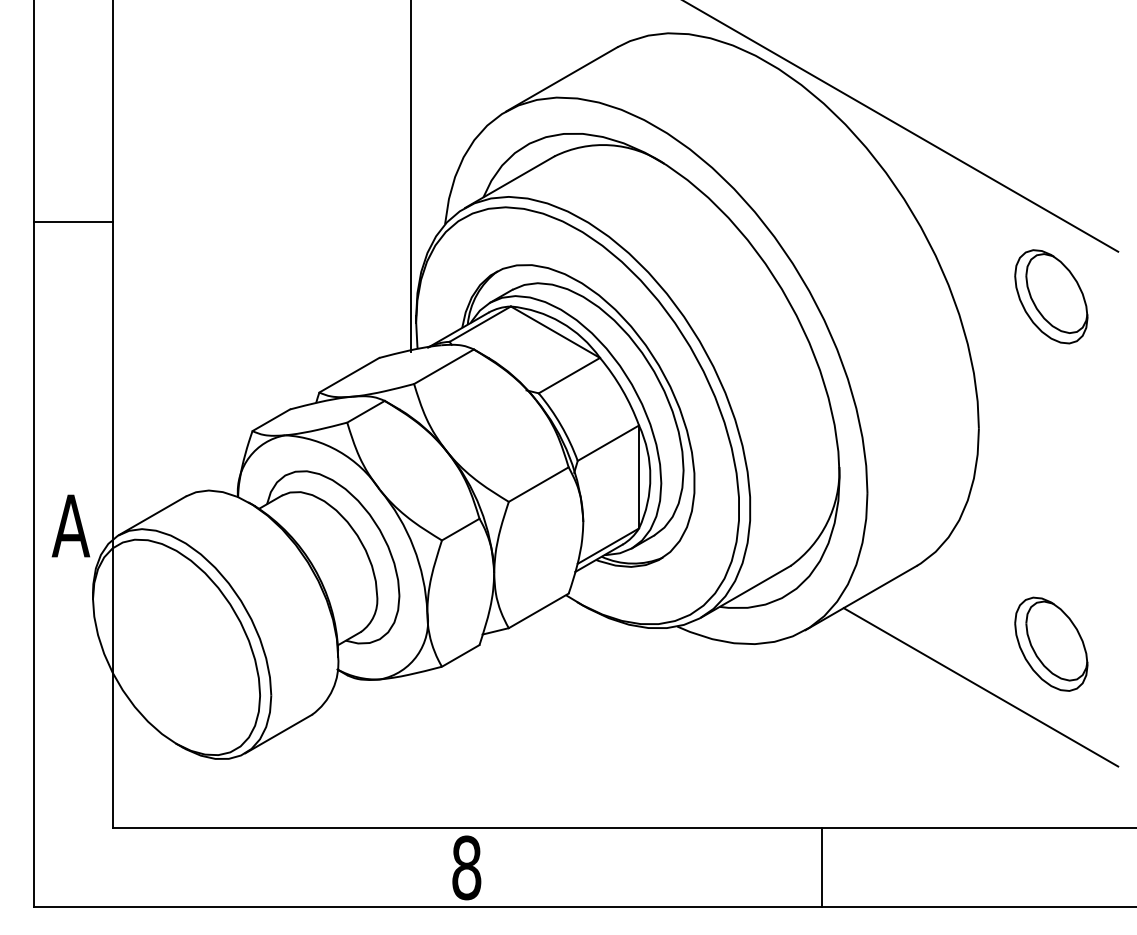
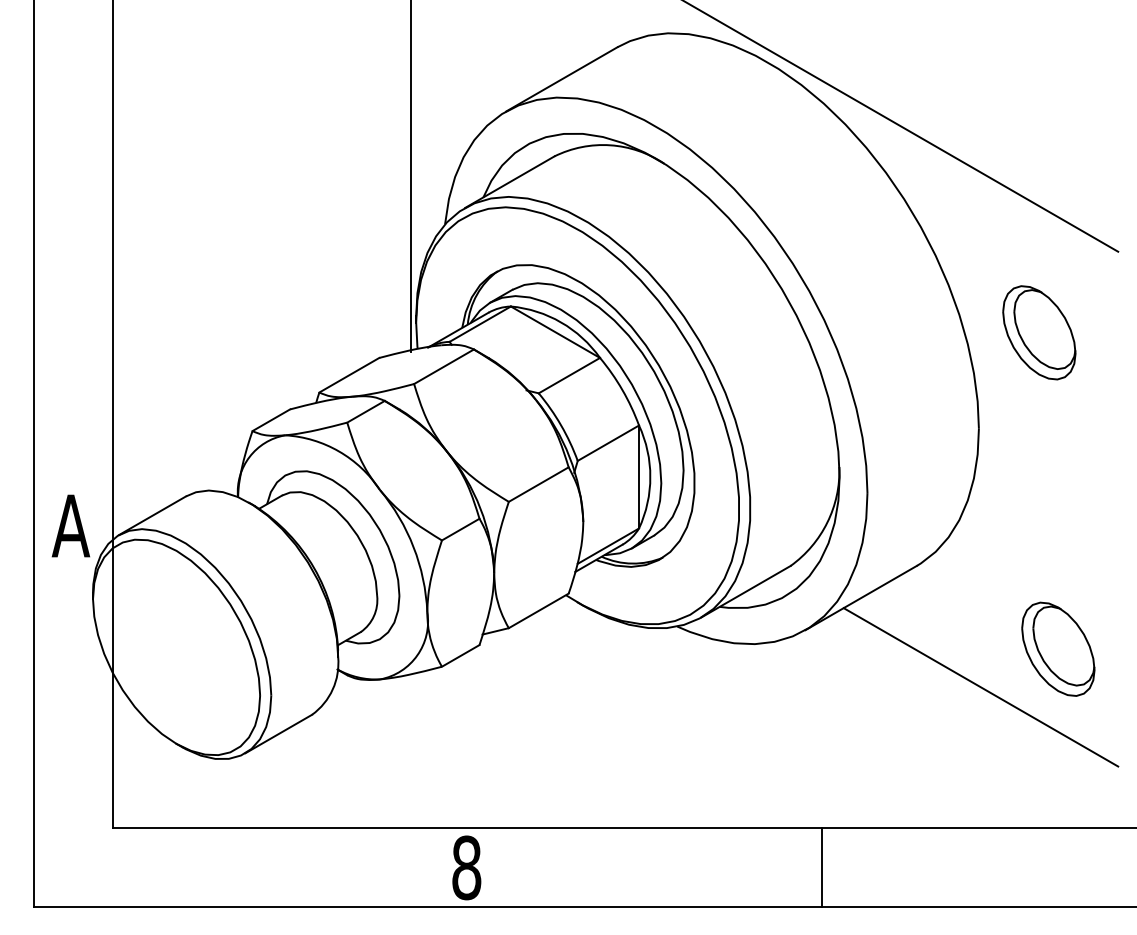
line: present -> none (73, 221)
part position: (1051, 296) -> (1039, 332) (1039, 332)
part position: (1051, 643) -> (1058, 648) (1058, 648)
